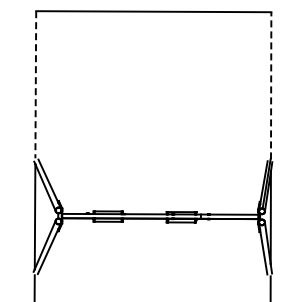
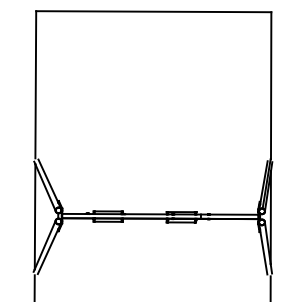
line: dashed -> solid (35, 84)
line: dashed -> solid (271, 85)
